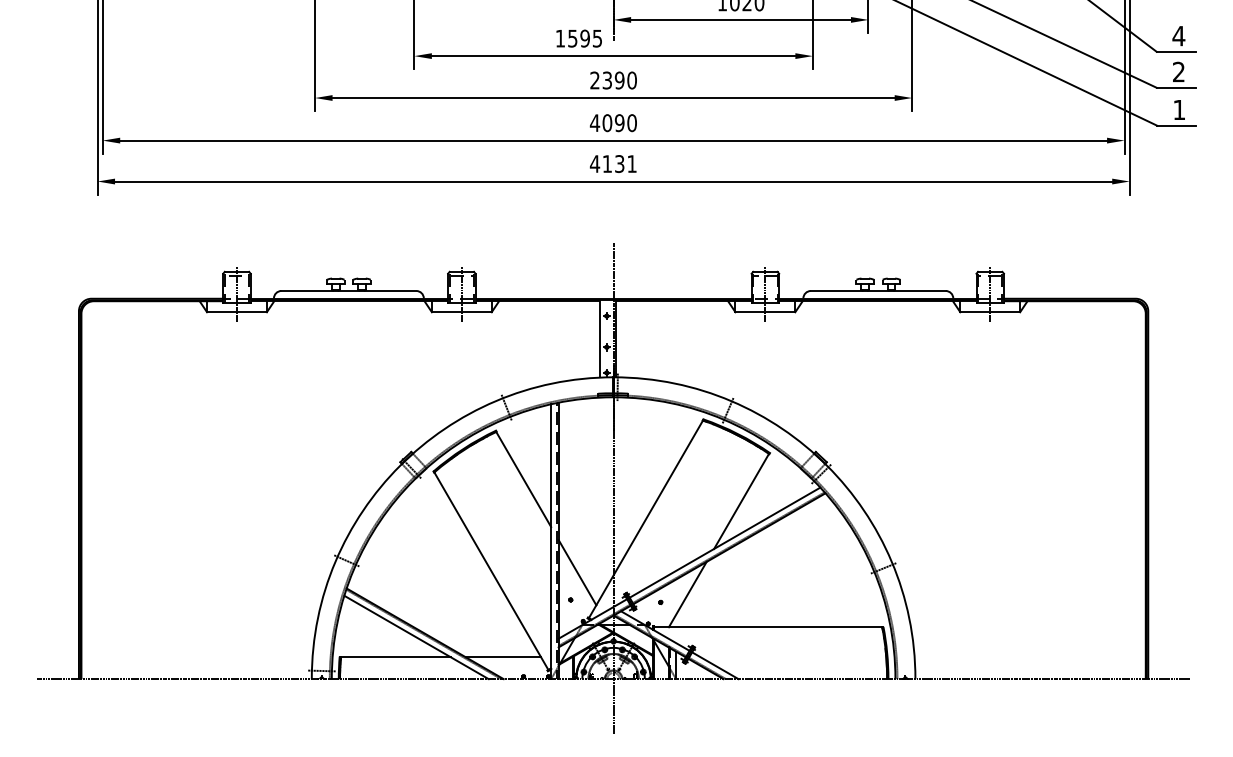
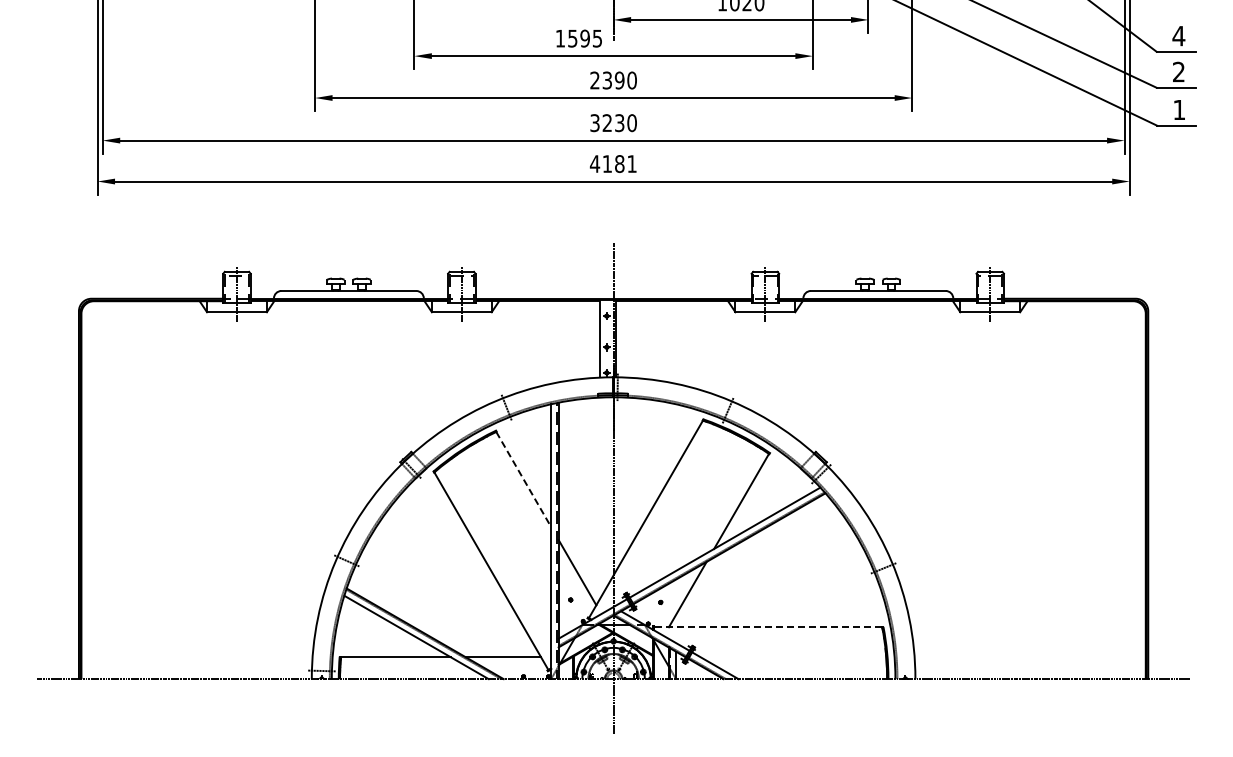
text: 4090 -> 3230 (606, 123)
text: 4131 -> 4181 (619, 163)
line: solid -> dashed (523, 479)
line: solid -> dashed (767, 627)
